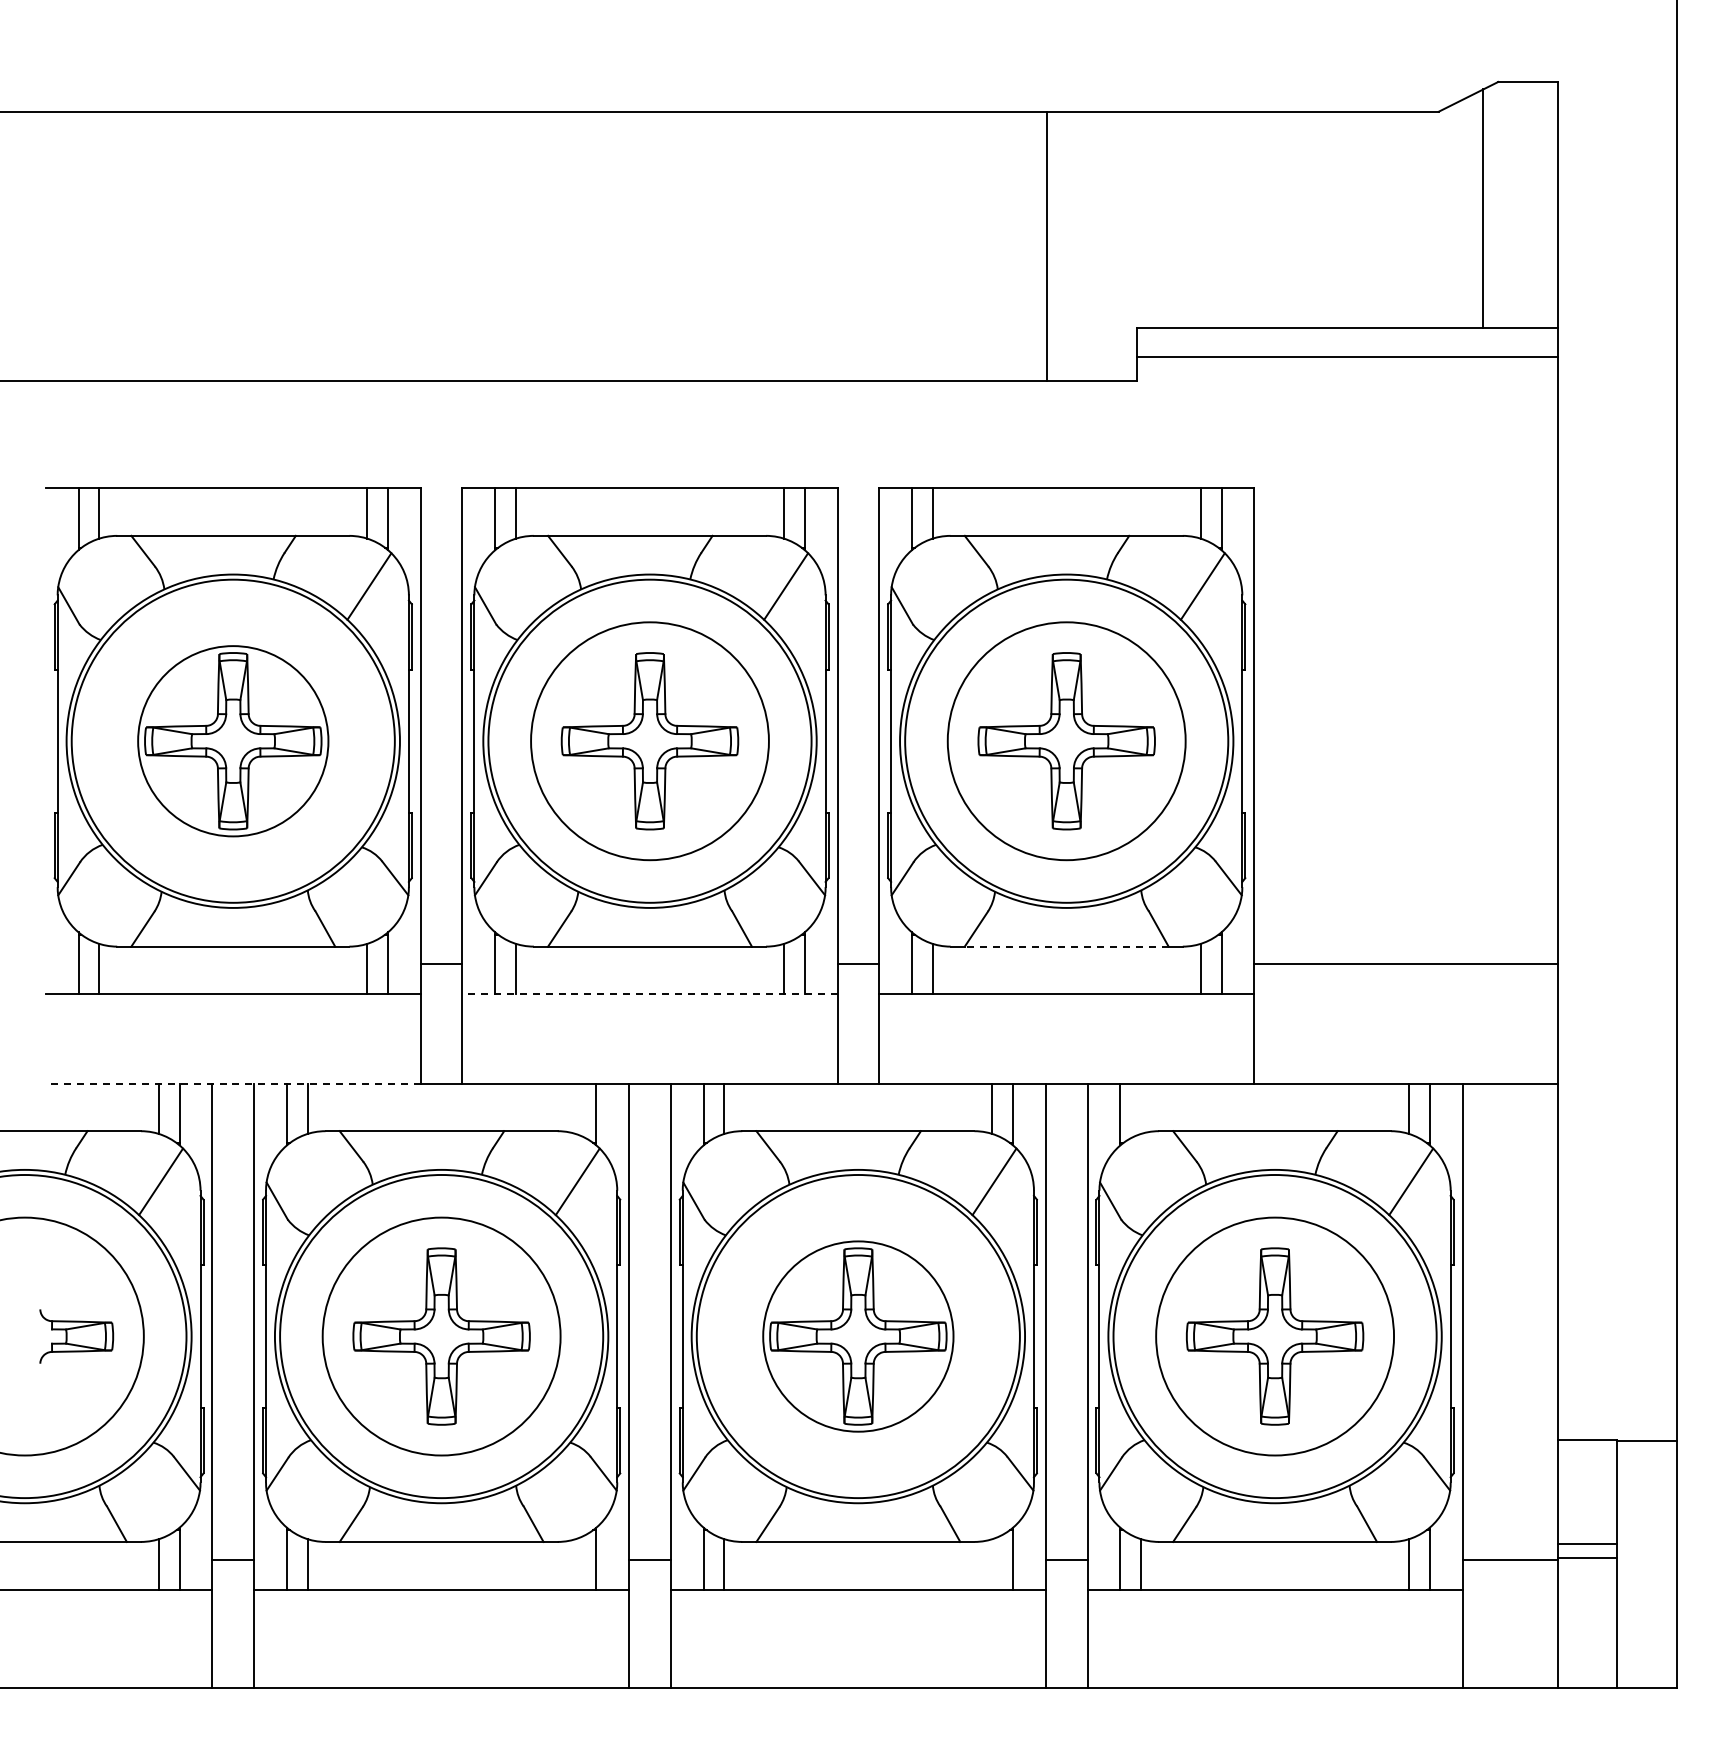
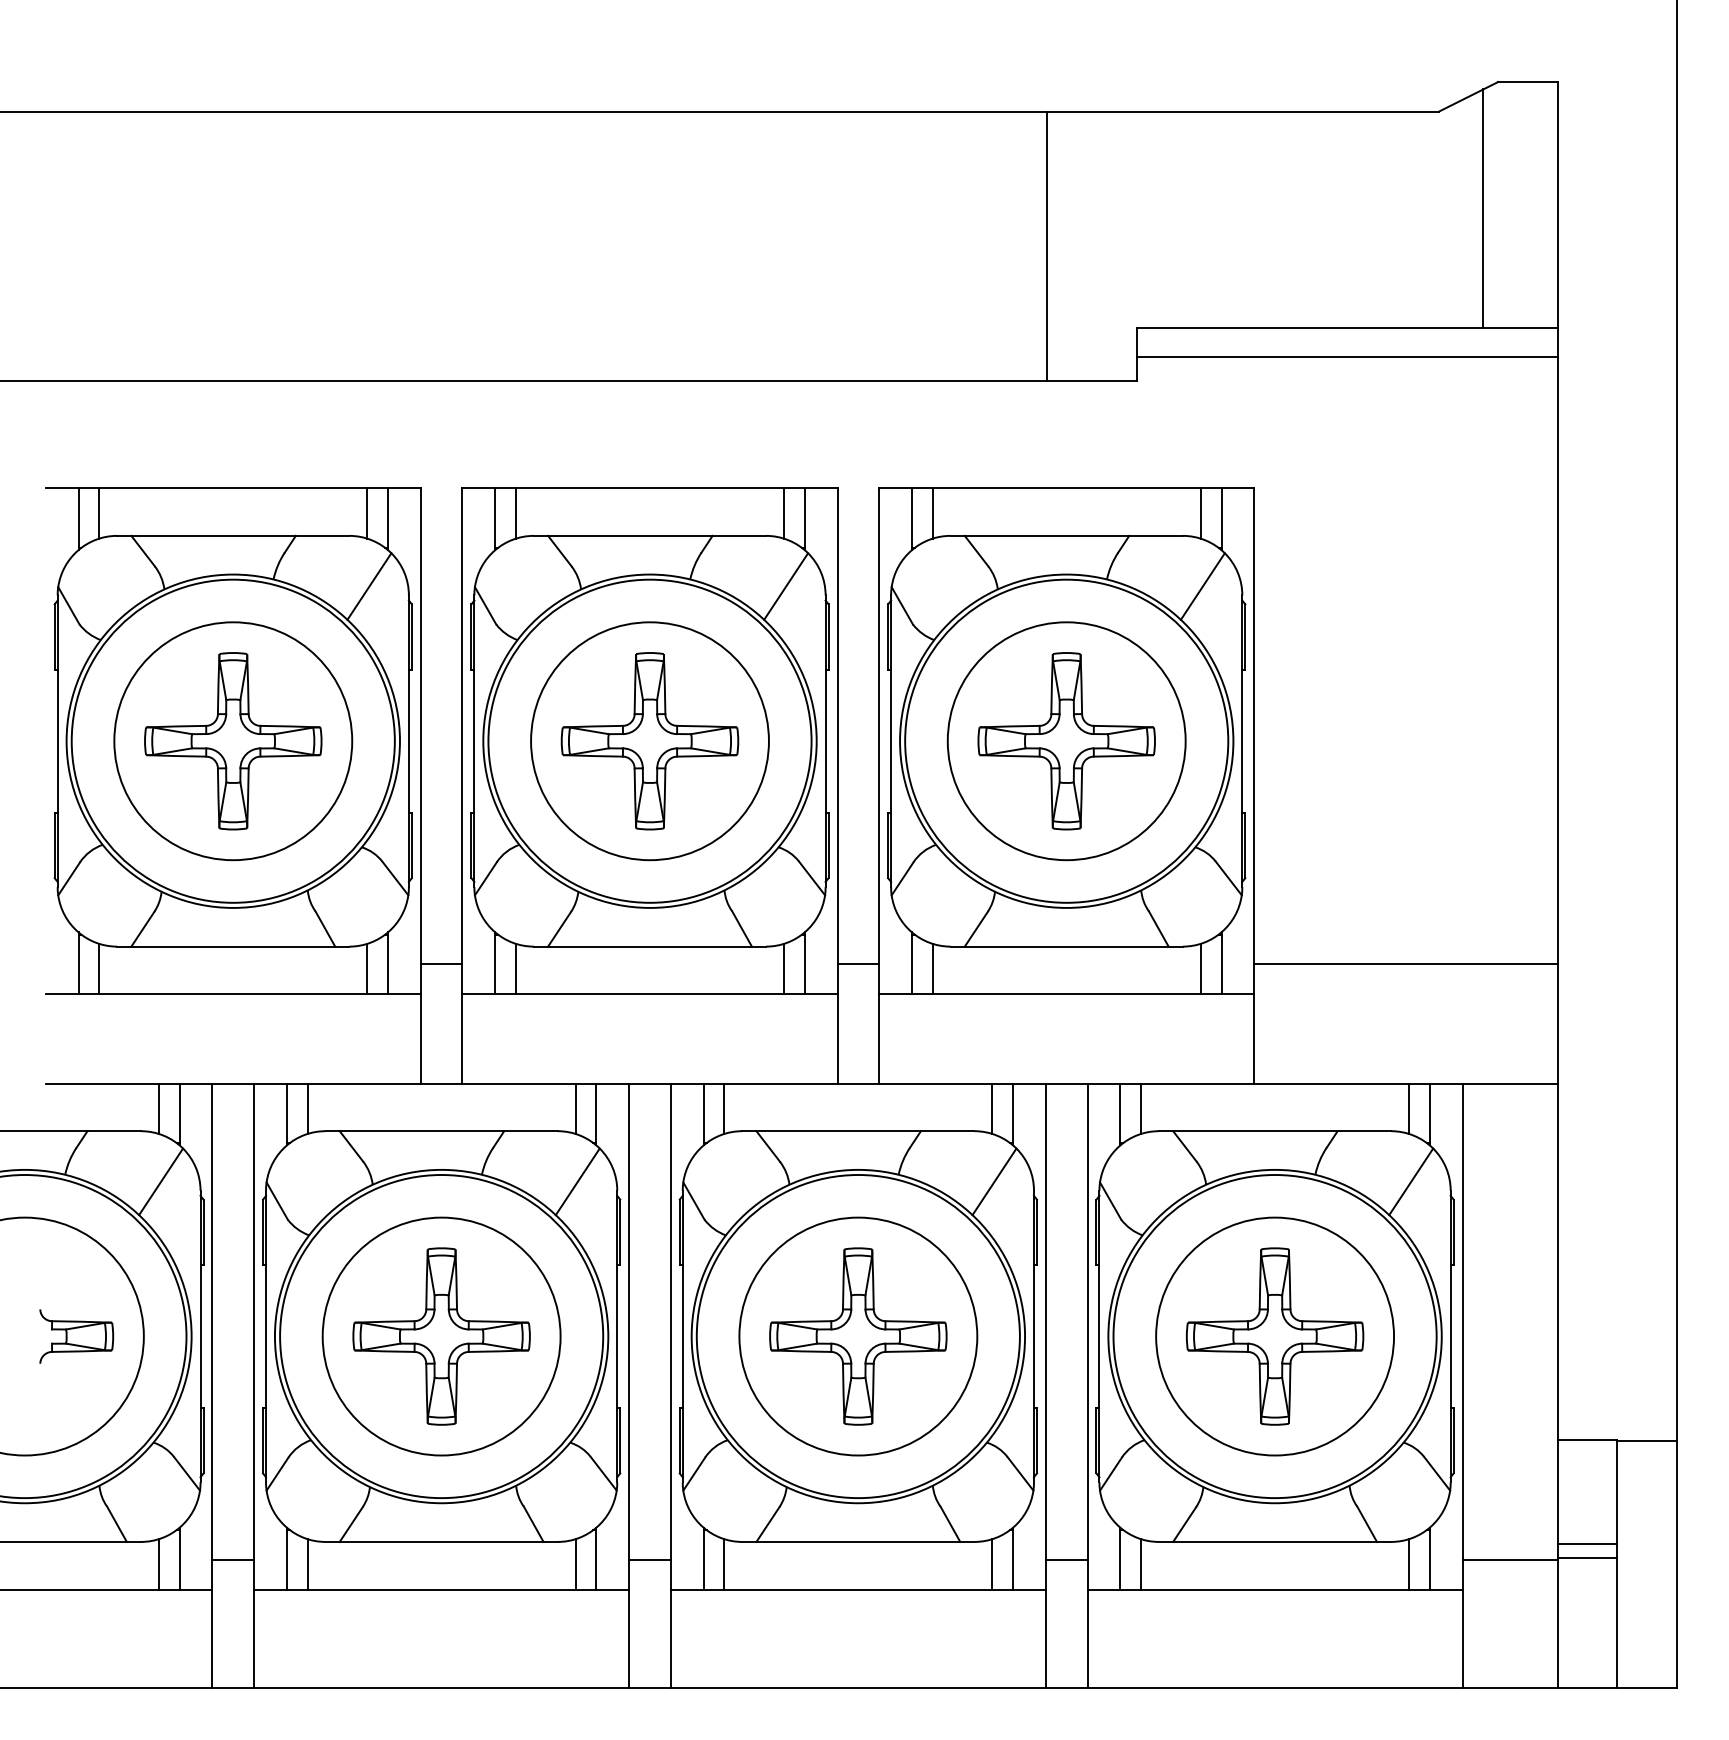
circle diameter: 190 px -> 238 px (233, 741)
line: dashed -> solid (1066, 946)
line: dashed -> solid (650, 994)
line: dashed -> solid (233, 1083)
line: none -> present (575, 1108)
line: none -> present (1141, 1108)
circle diameter: 190 px -> 238 px (858, 1336)
line: none -> present (575, 1564)
line: none -> present (992, 1564)
